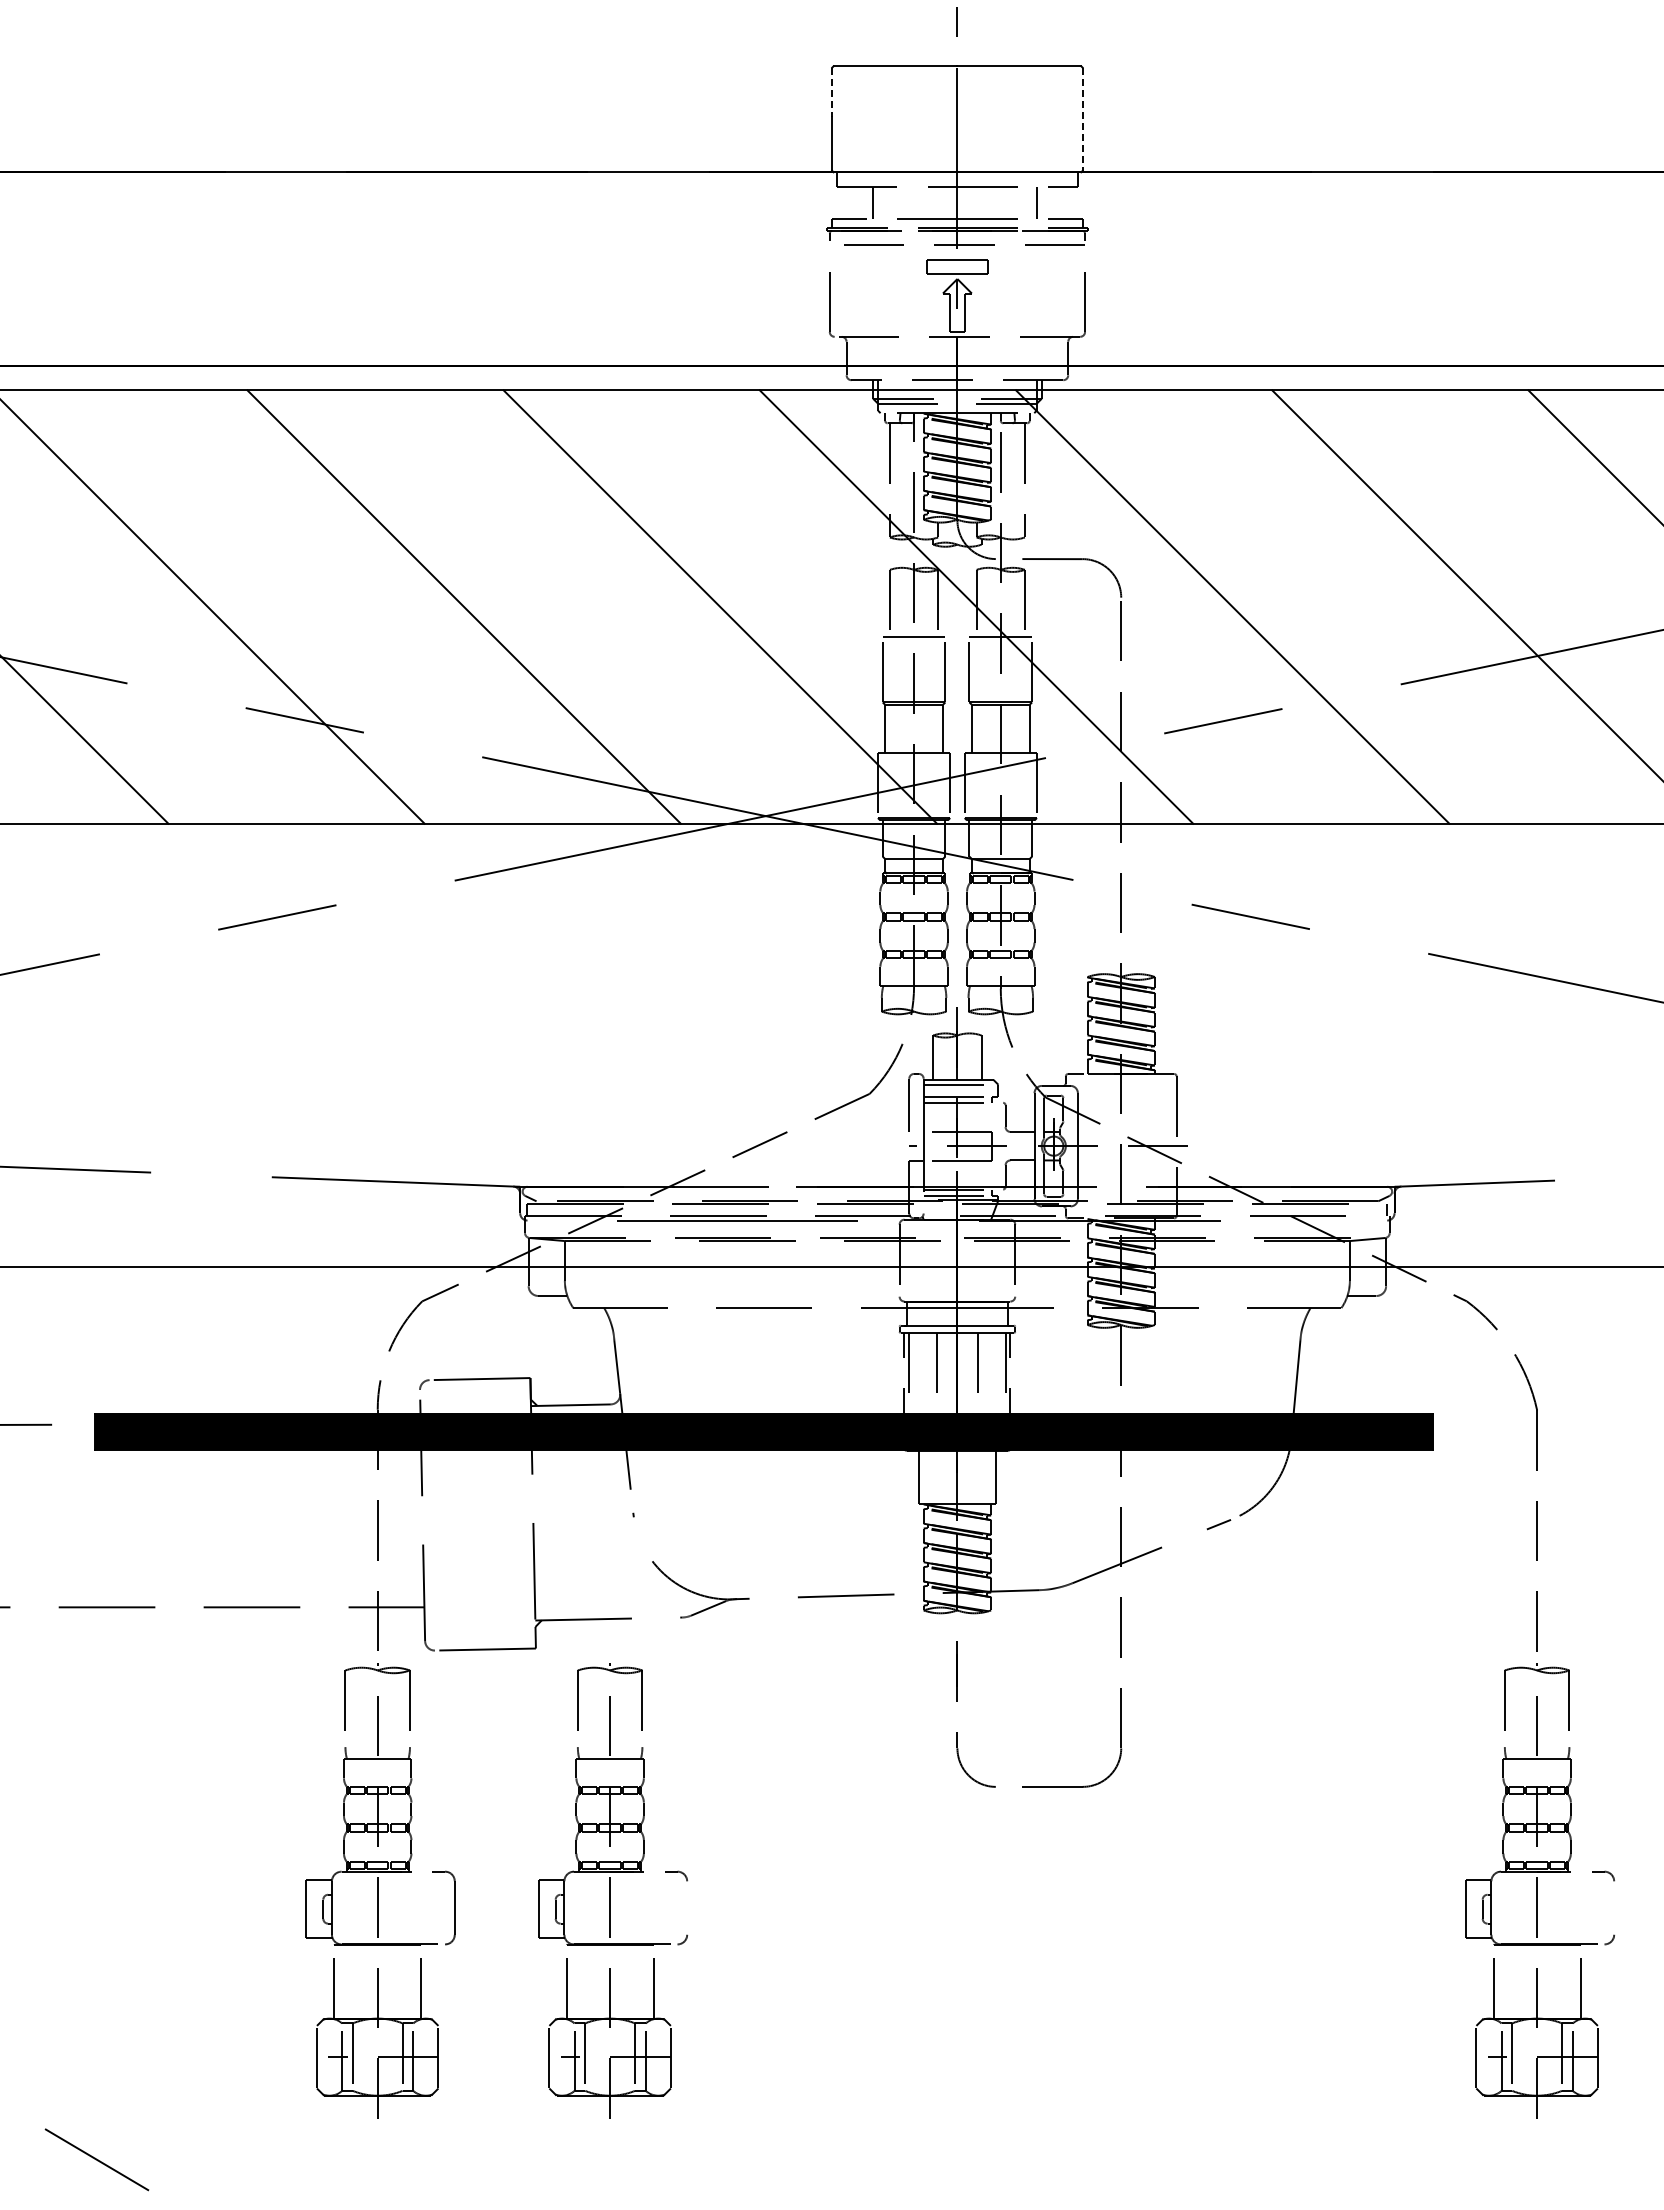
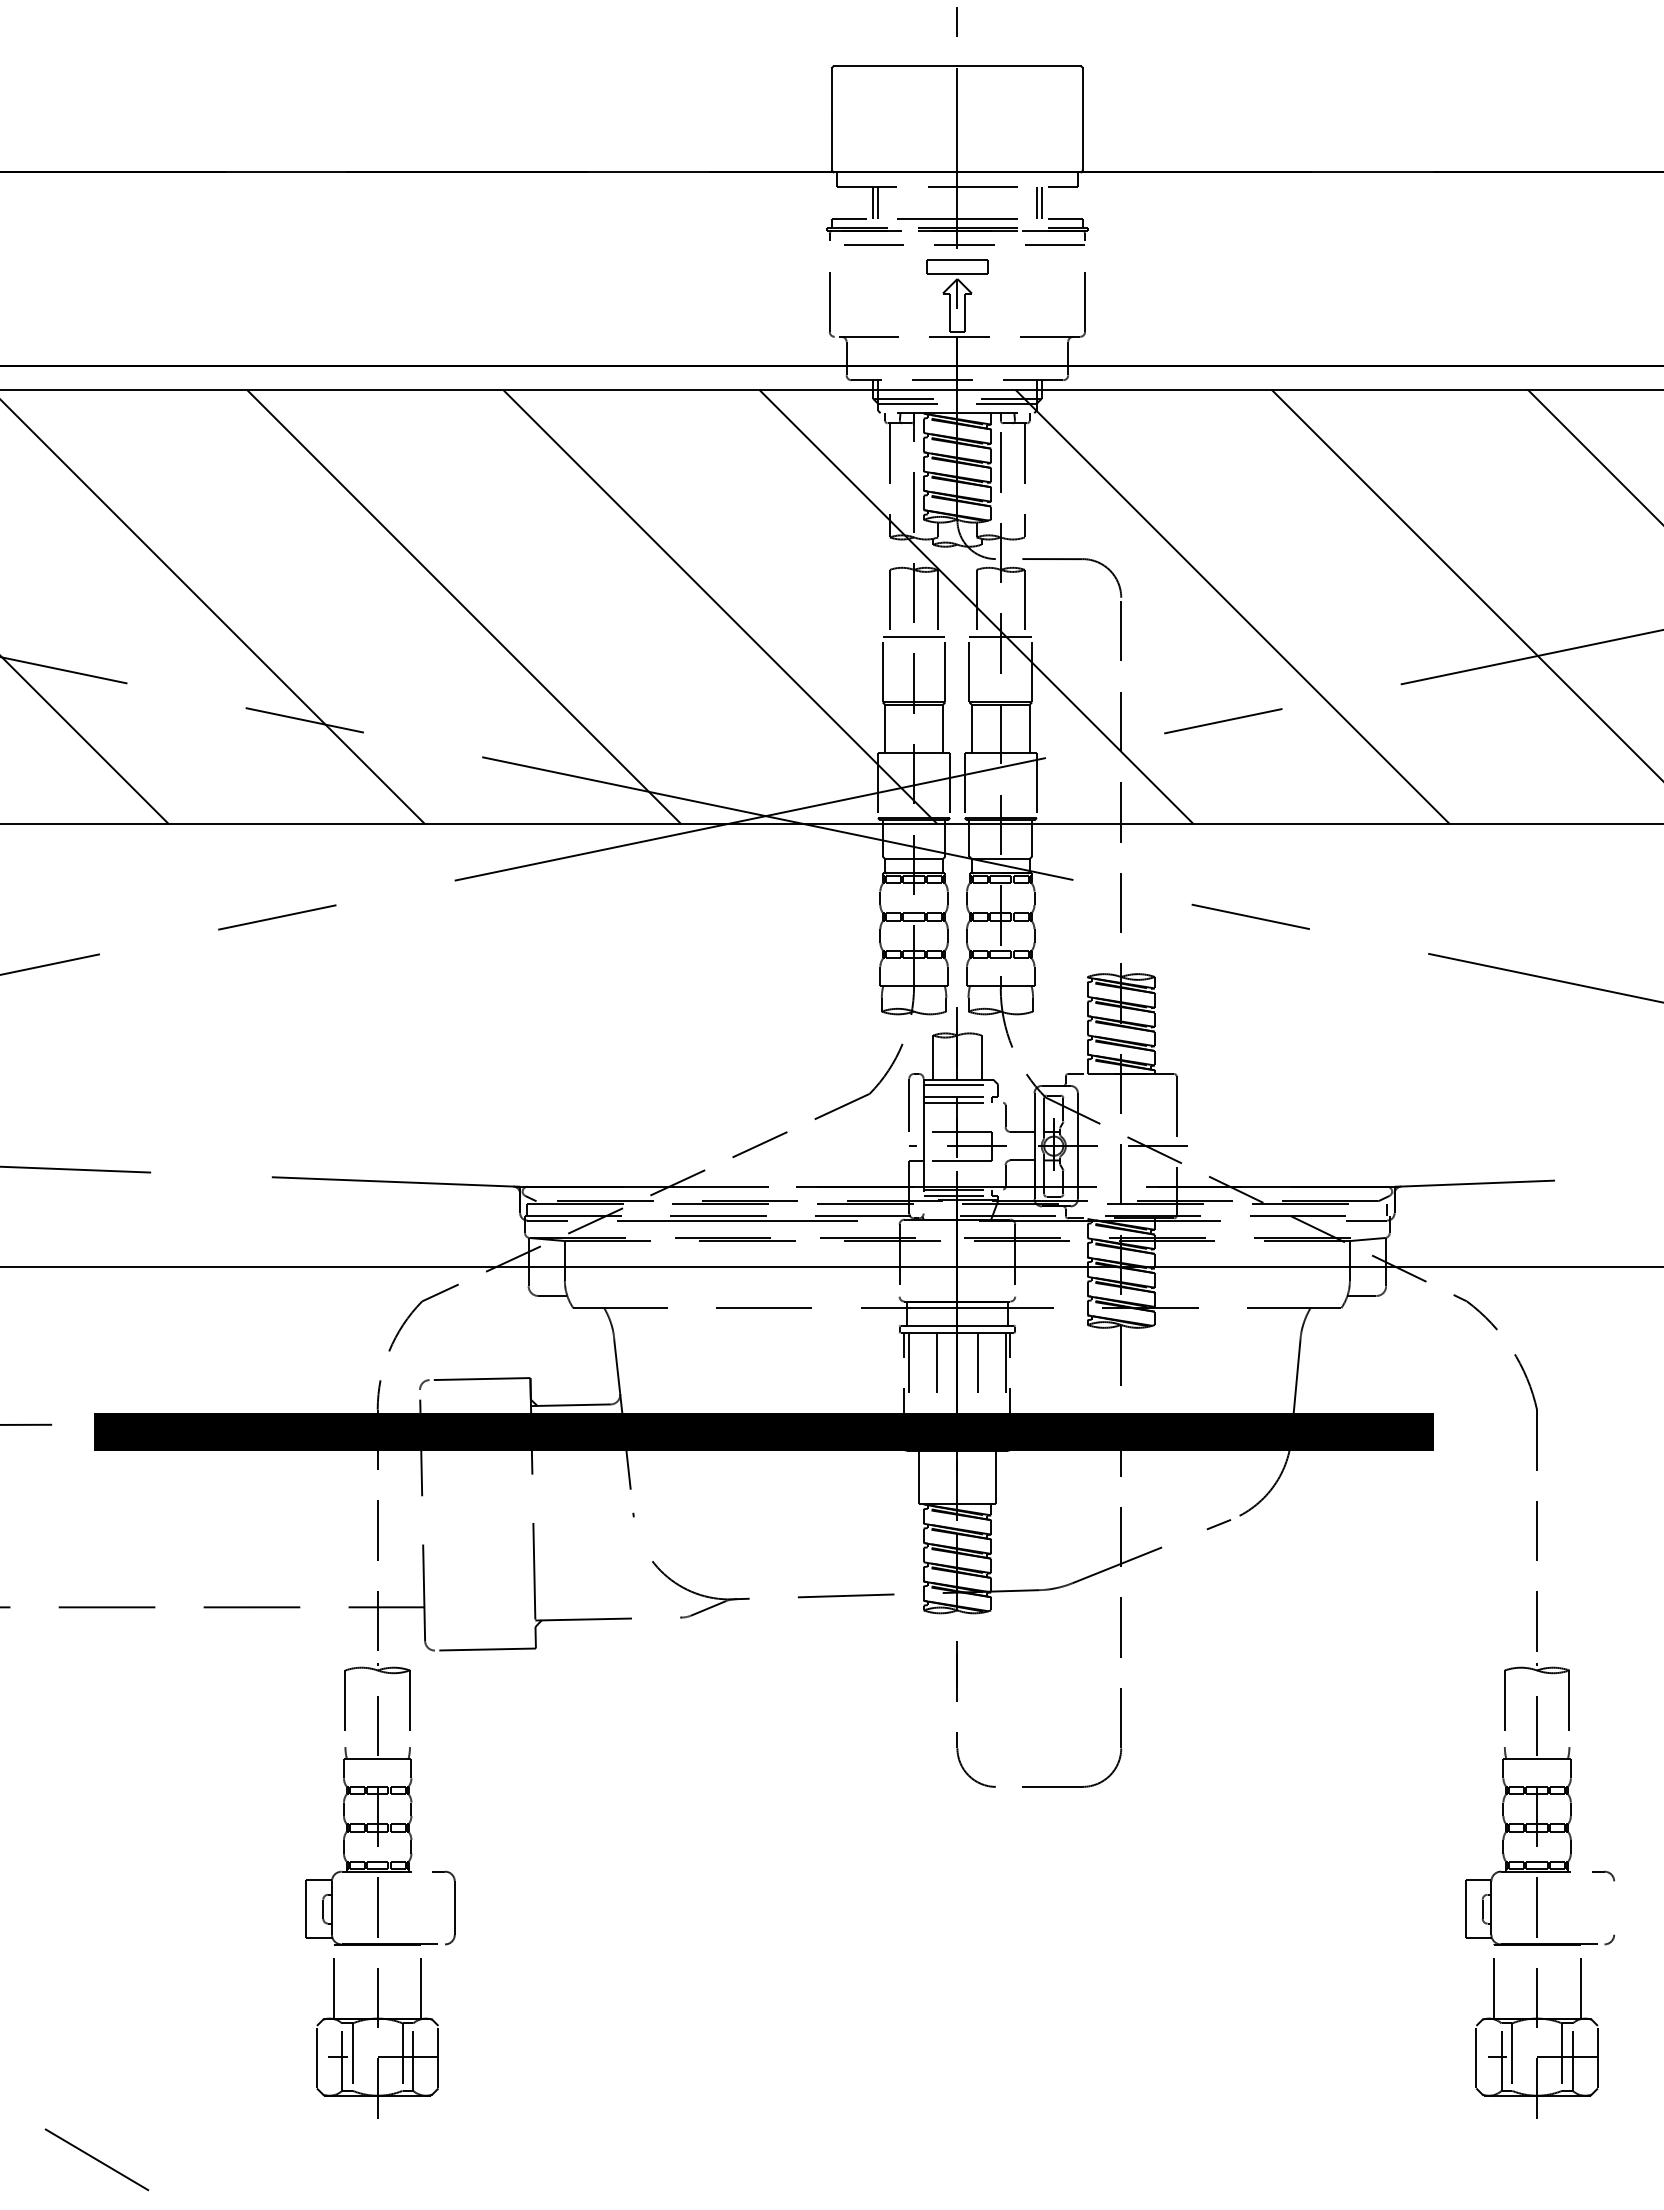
line: dashed -> solid (832, 92)
line: dashed -> solid (1082, 119)
line: none -> present (878, 202)
line: none -> present (1041, 202)
line: none -> present (547, 1220)
line: none -> present (1366, 1220)
part: present -> none (612, 1890)
